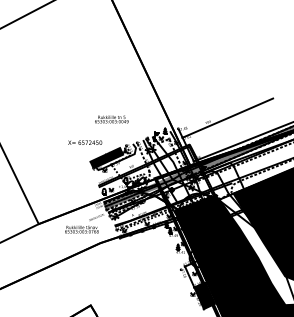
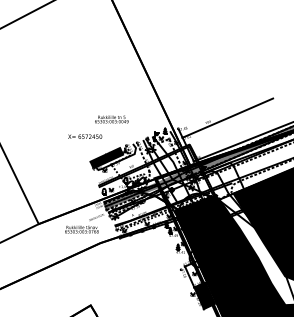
text position: (85, 142) -> (85, 136) (85, 136)
